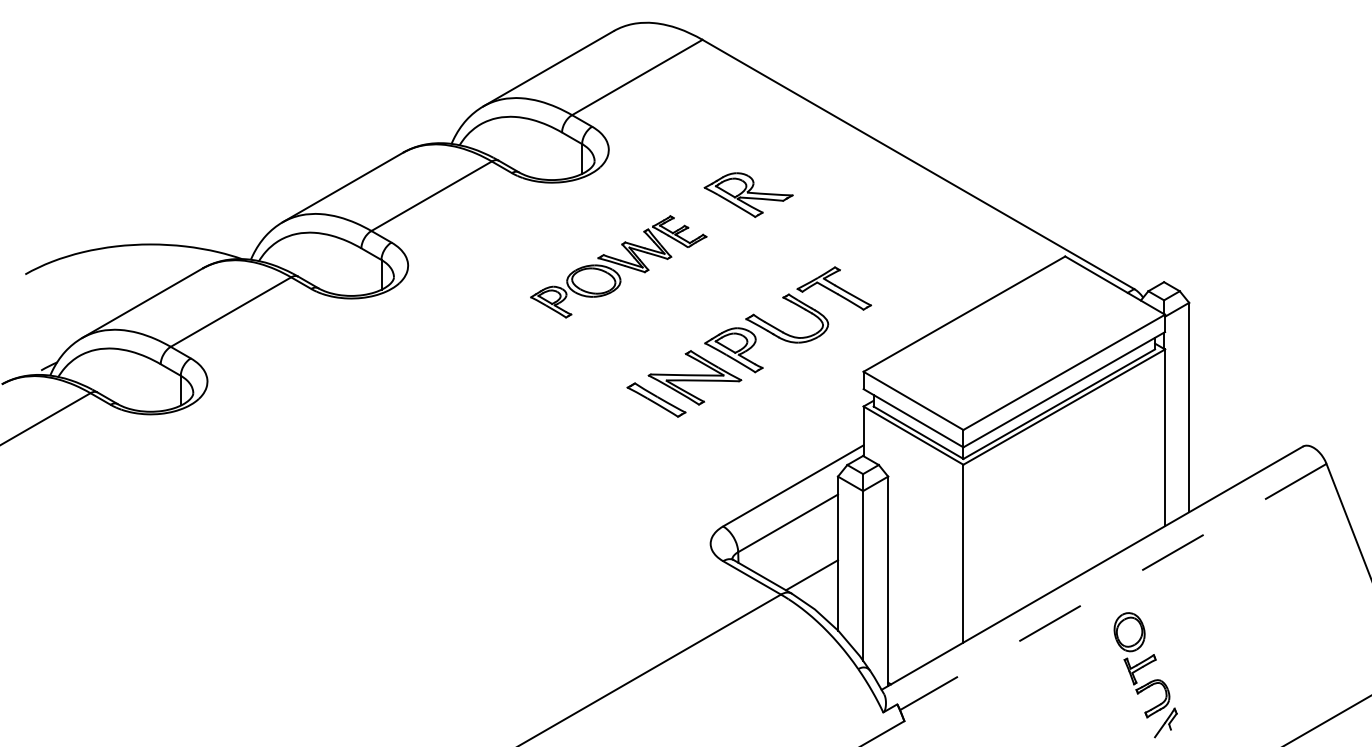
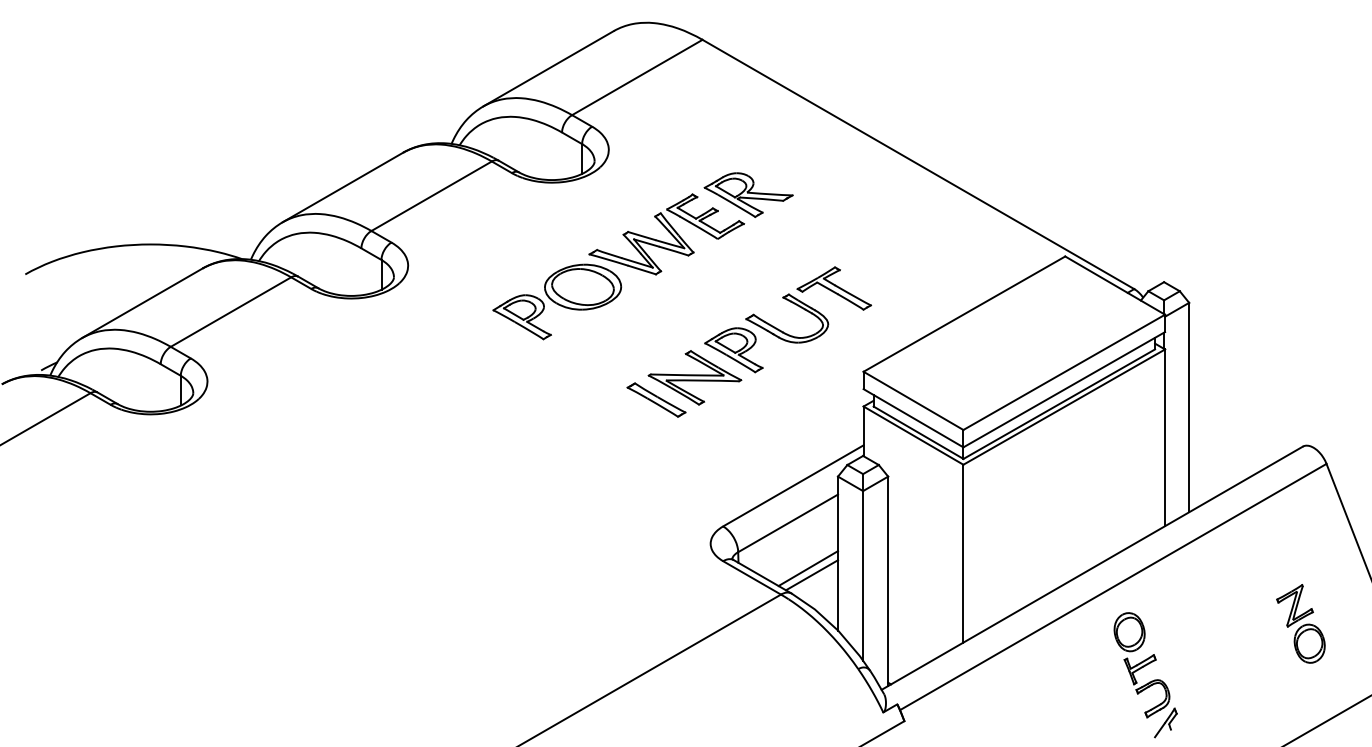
part size: 178x104 px -> 254x148 px (618, 266)
line: none -> present (808, 568)
line: dashed -> solid (1112, 587)
part: none -> present (1300, 623)
